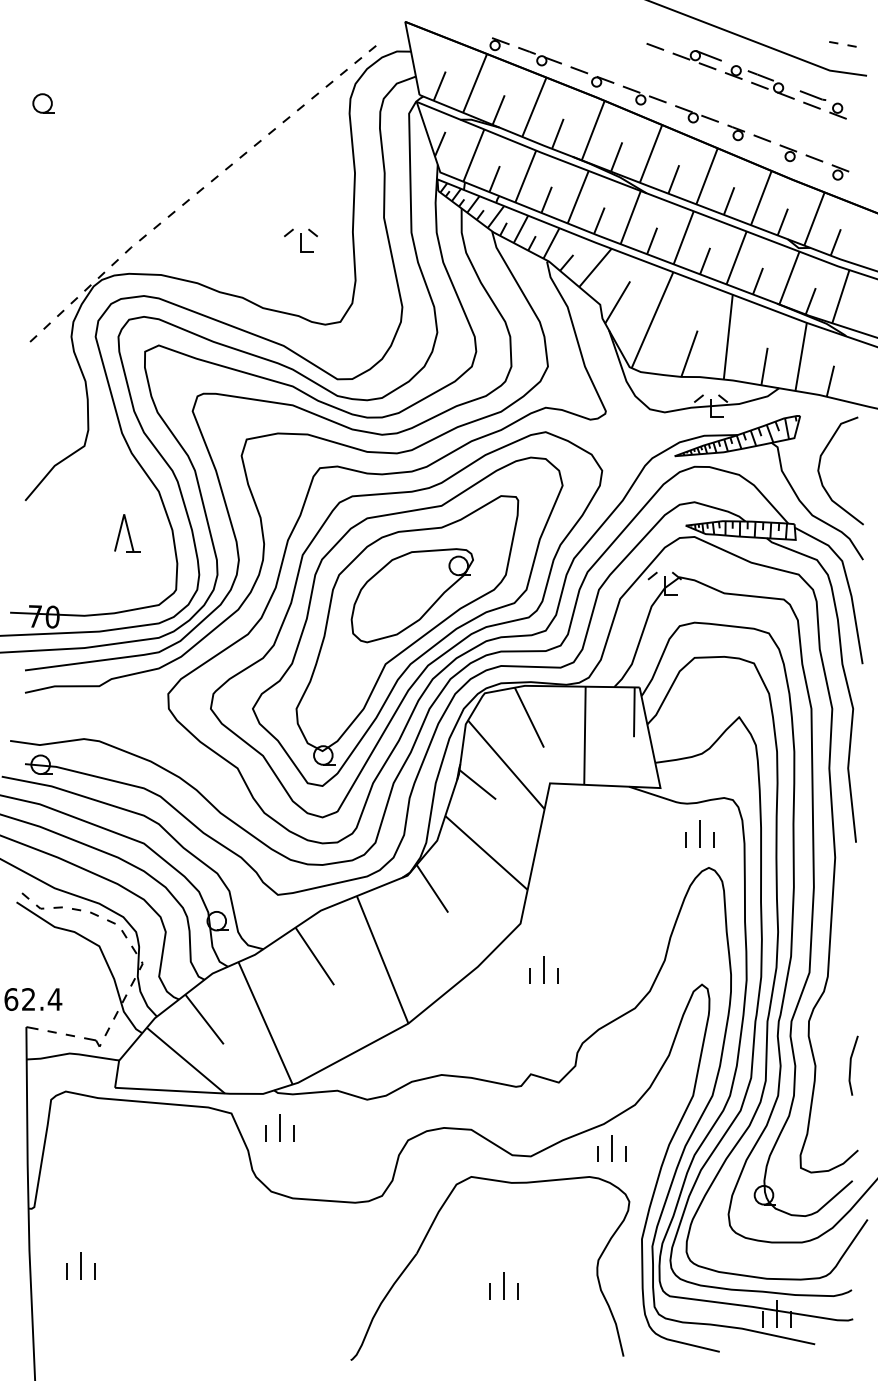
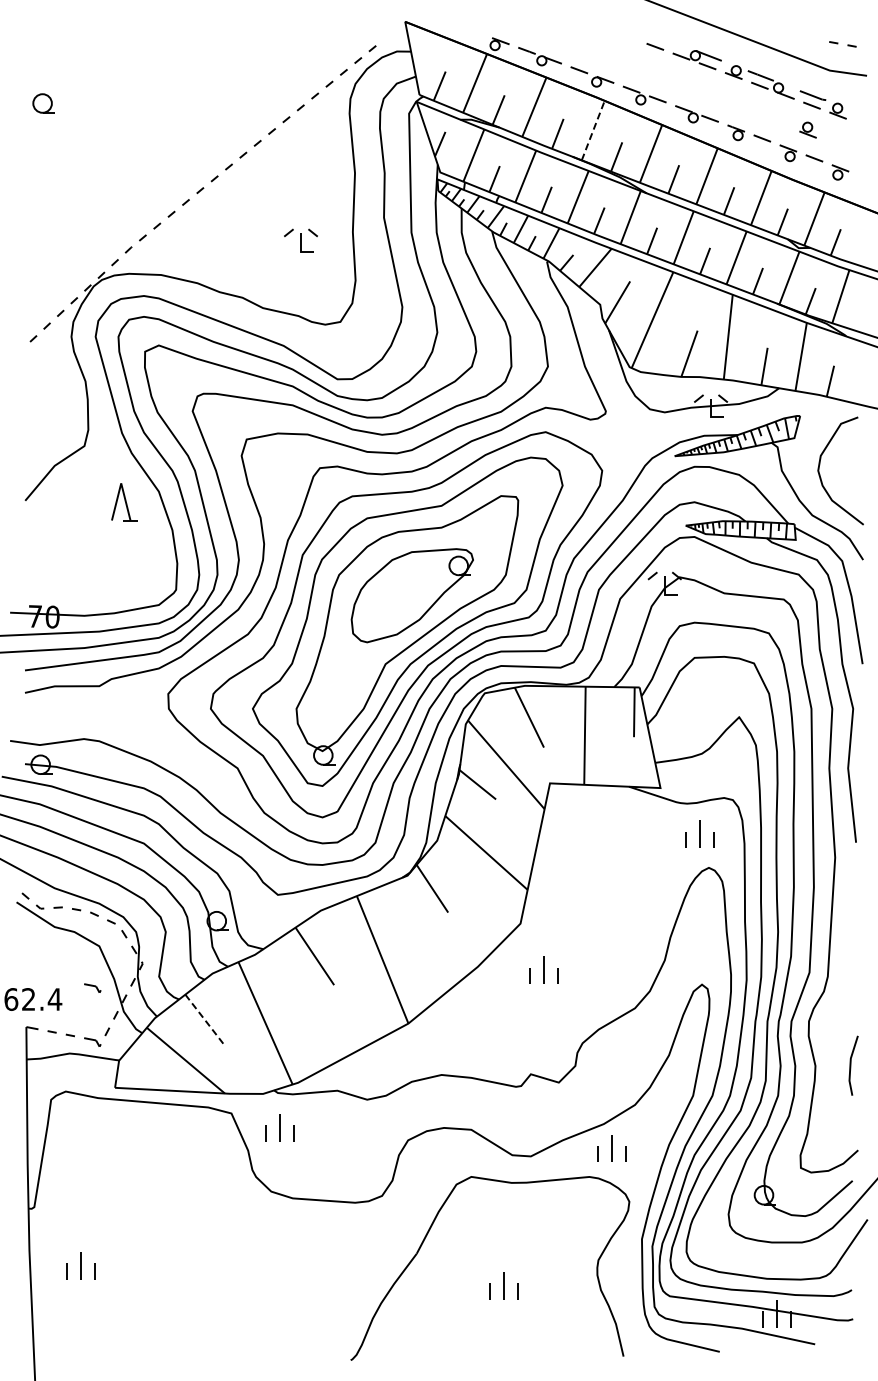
part: none -> present (807, 129)
line: solid -> dashed (593, 130)
part position: (127, 533) -> (124, 502) (124, 502)
part: none -> present (92, 987)
line: solid -> dashed (204, 1019)
